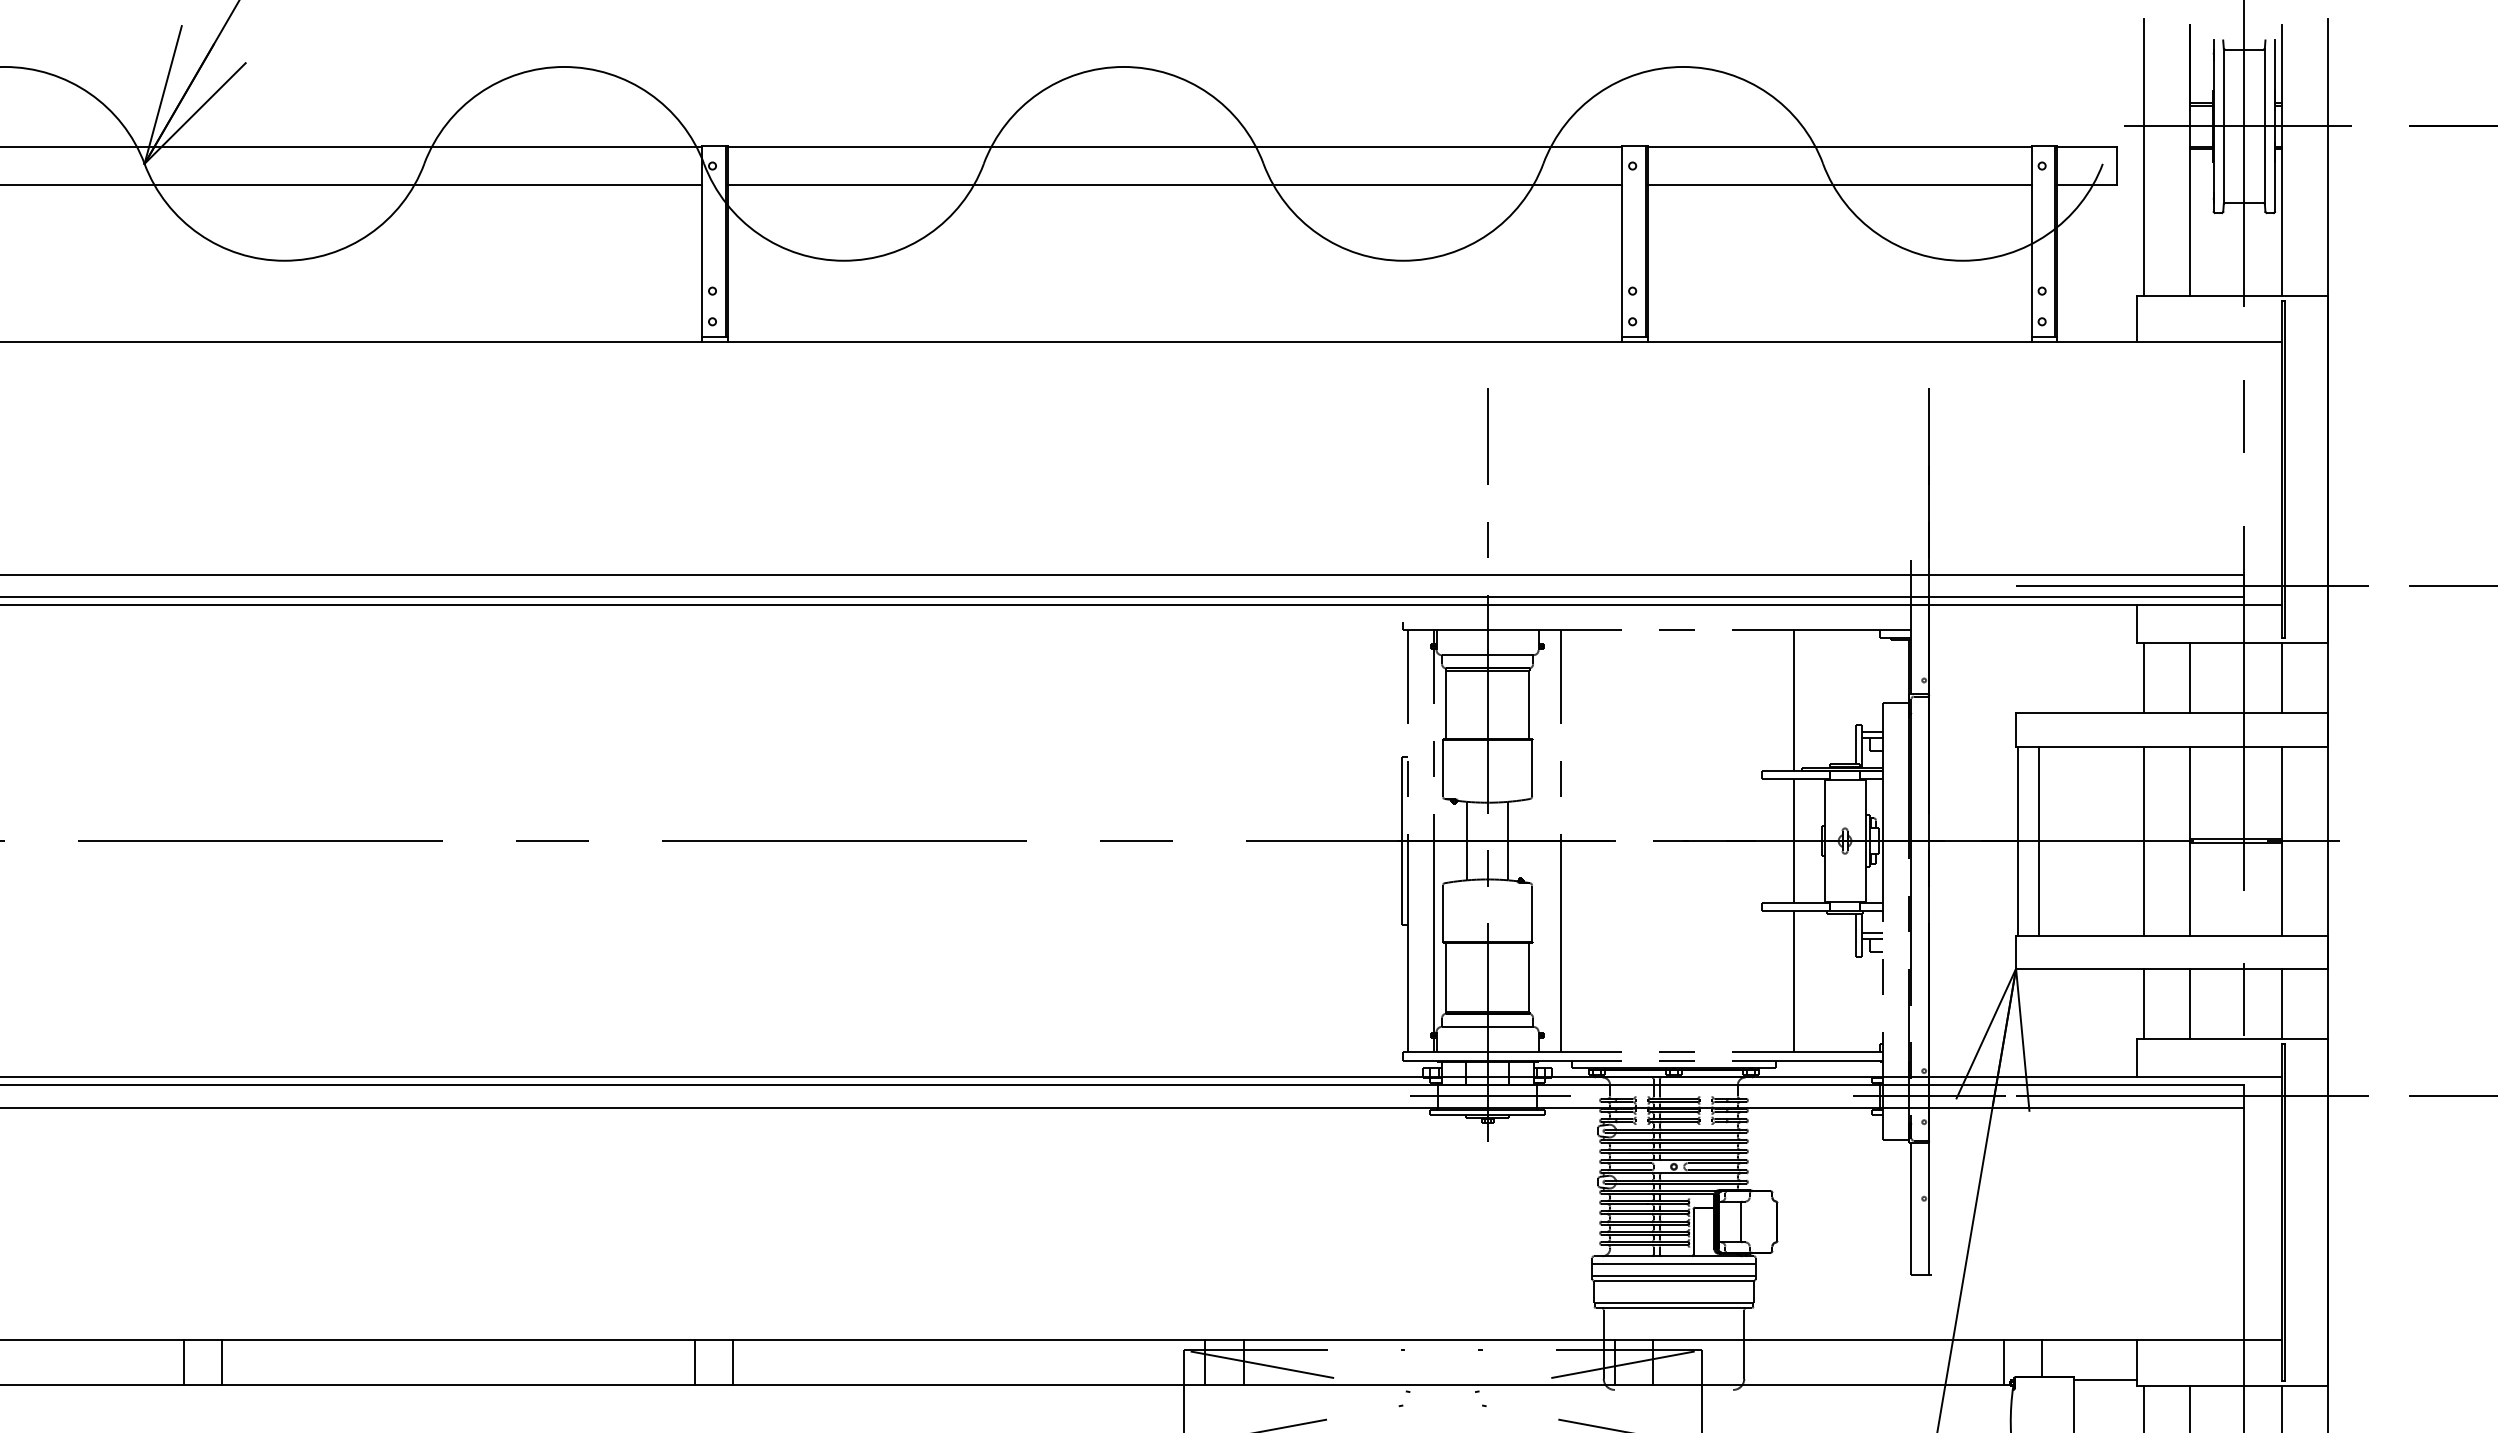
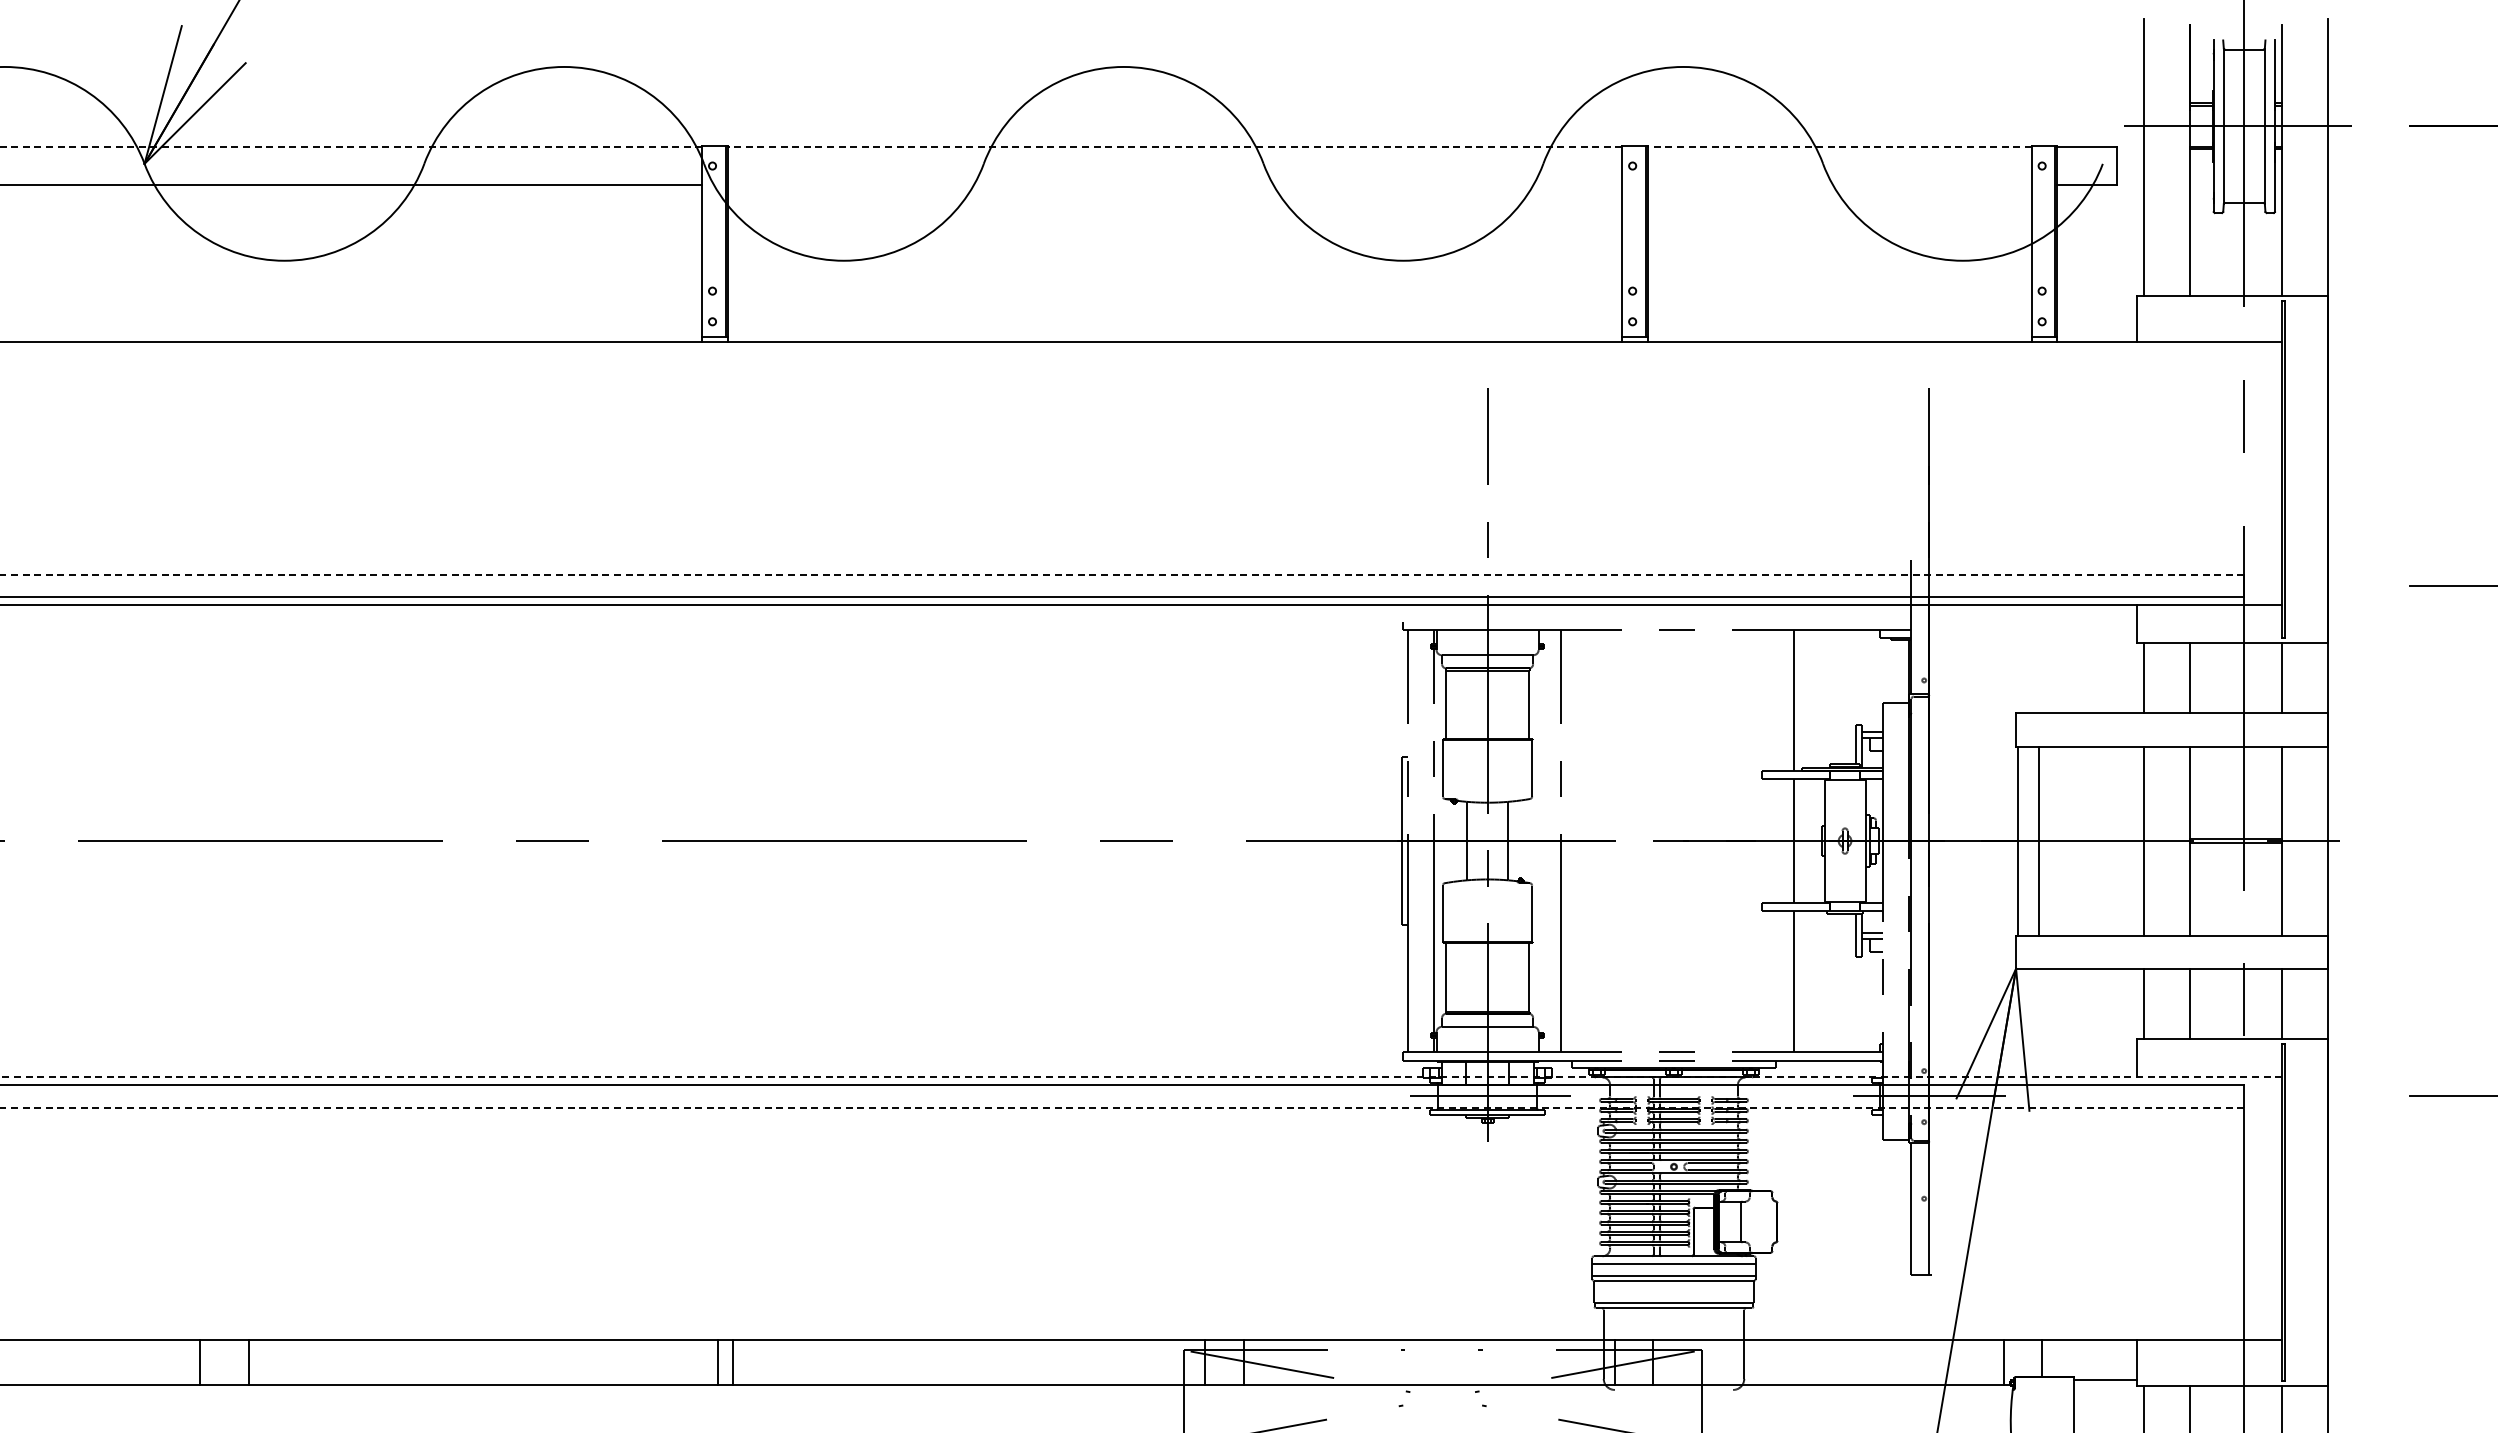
line: solid -> dashed (351, 146)
line: solid -> dashed (1174, 146)
line: solid -> dashed (1839, 146)
line: present -> none (1174, 185)
line: present -> none (1839, 185)
line: solid -> dashed (1122, 574)
line: present -> none (2192, 585)
line: solid -> dashed (1141, 1076)
line: present -> none (2192, 1096)
line: solid -> dashed (1122, 1107)
line position: (184, 1362) -> (200, 1362) (200, 1362)
line position: (222, 1362) -> (249, 1362) (249, 1362)
line position: (694, 1362) -> (717, 1362) (717, 1362)
